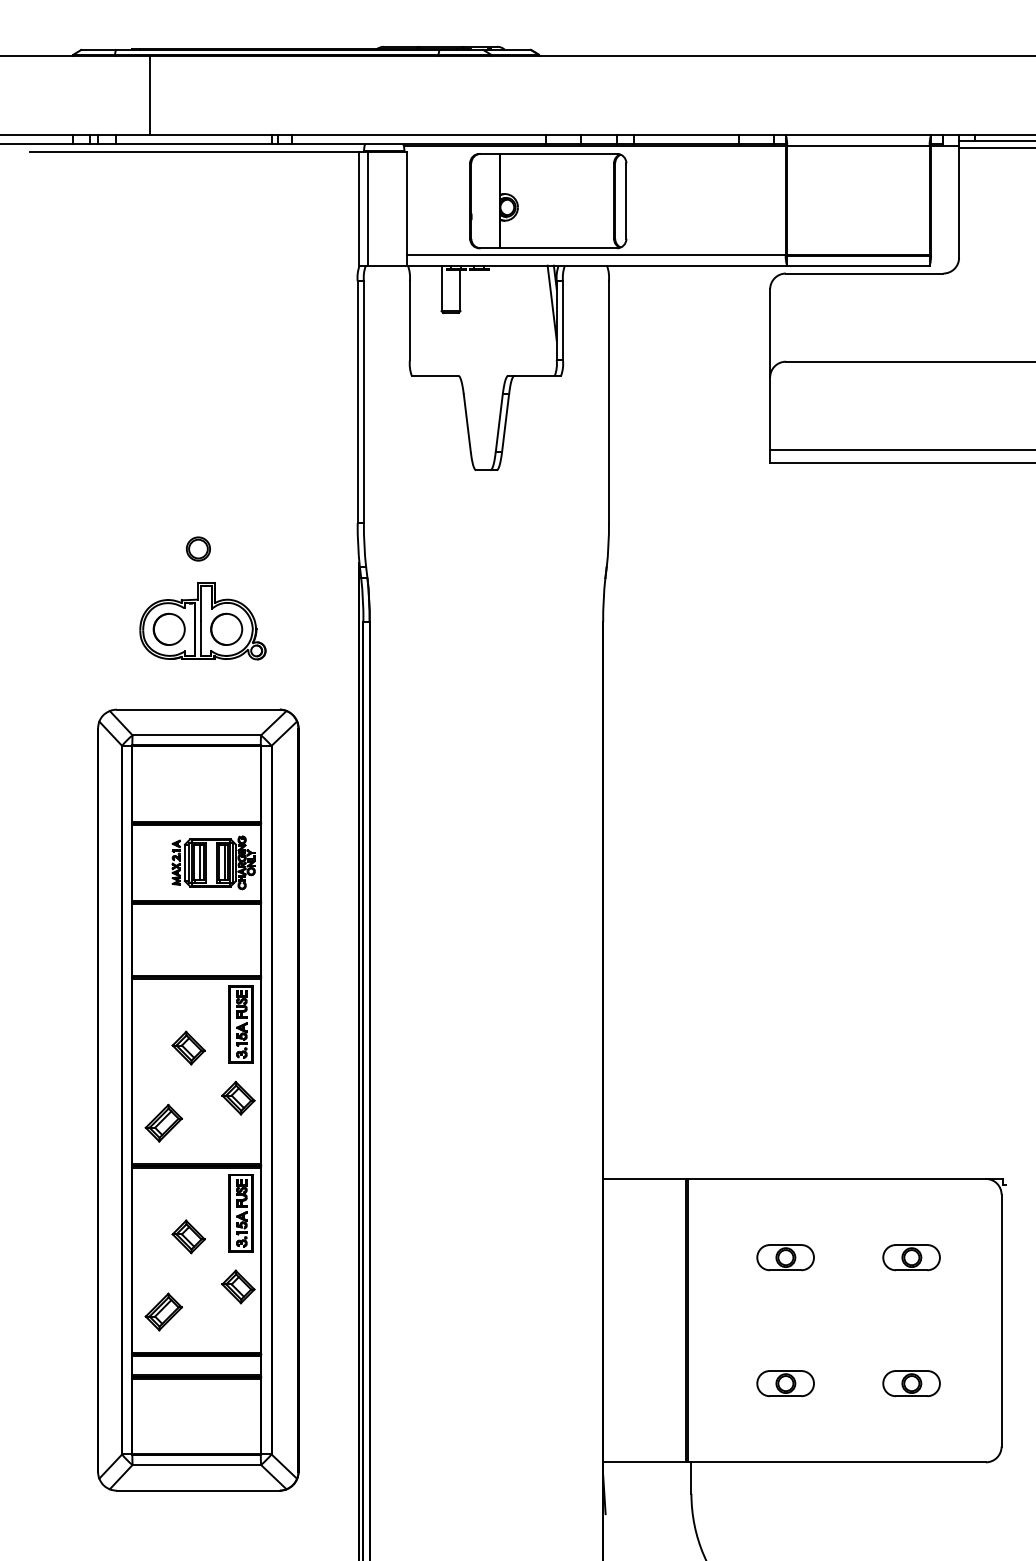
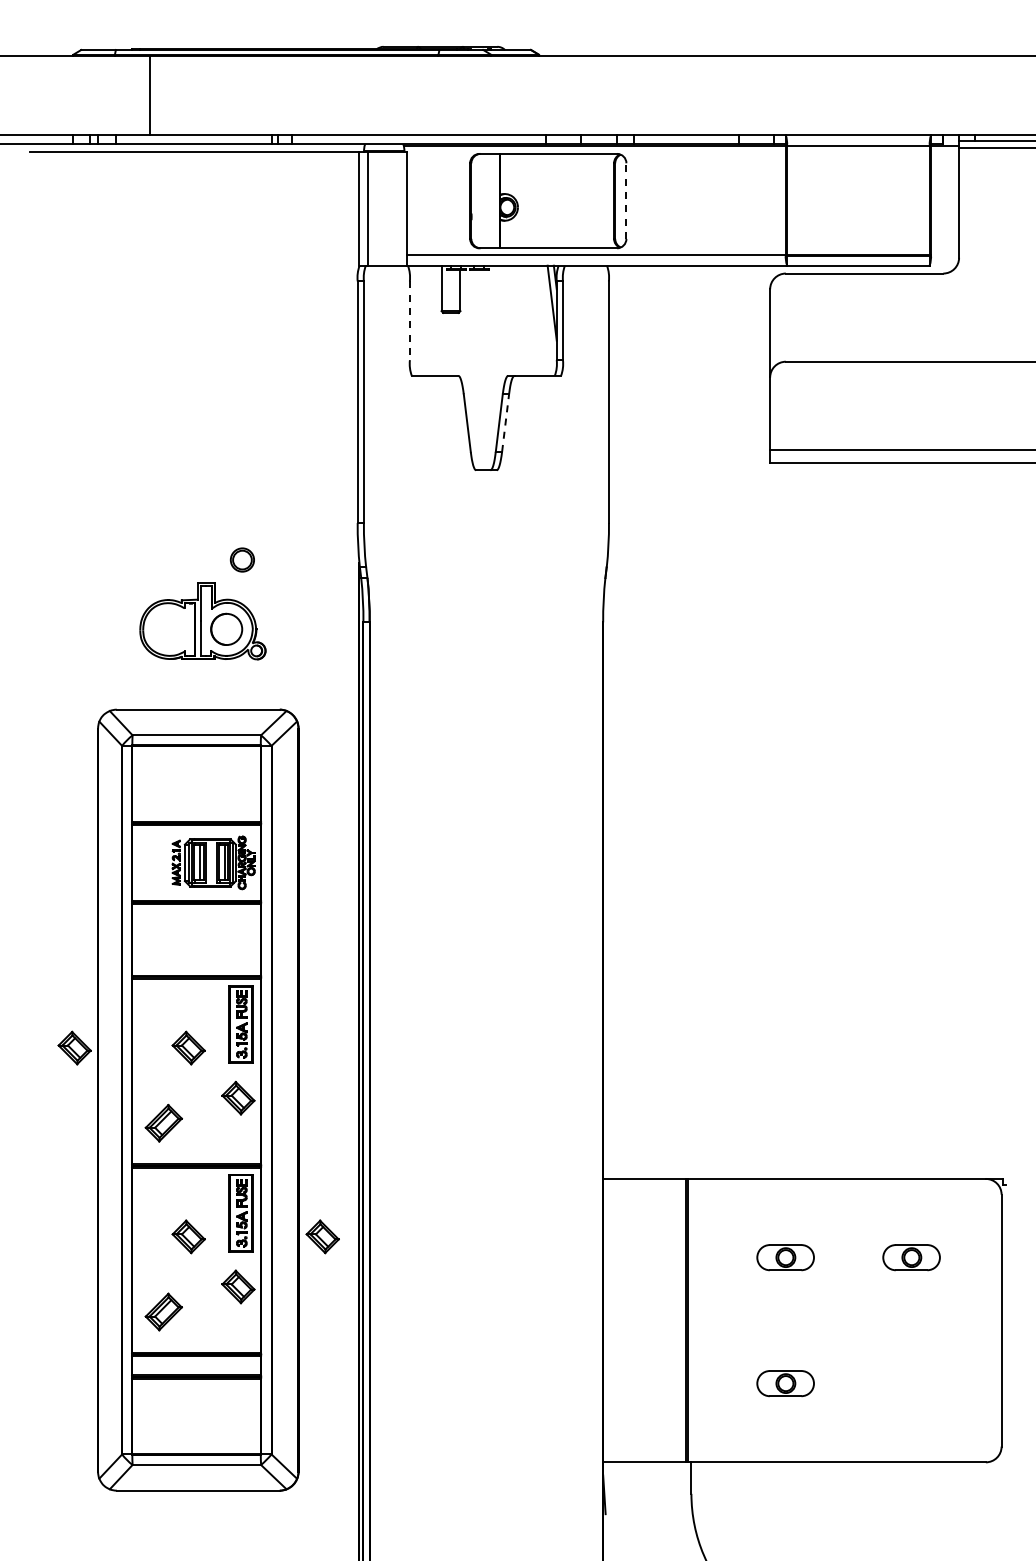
line: solid -> dashed (626, 201)
line: solid -> dashed (409, 321)
line: solid -> dashed (505, 422)
part position: (197, 548) -> (241, 559) (241, 559)
circle: present -> none (168, 628)
part: none -> present (74, 1047)
part: none -> present (322, 1236)
part: present -> none (911, 1383)
